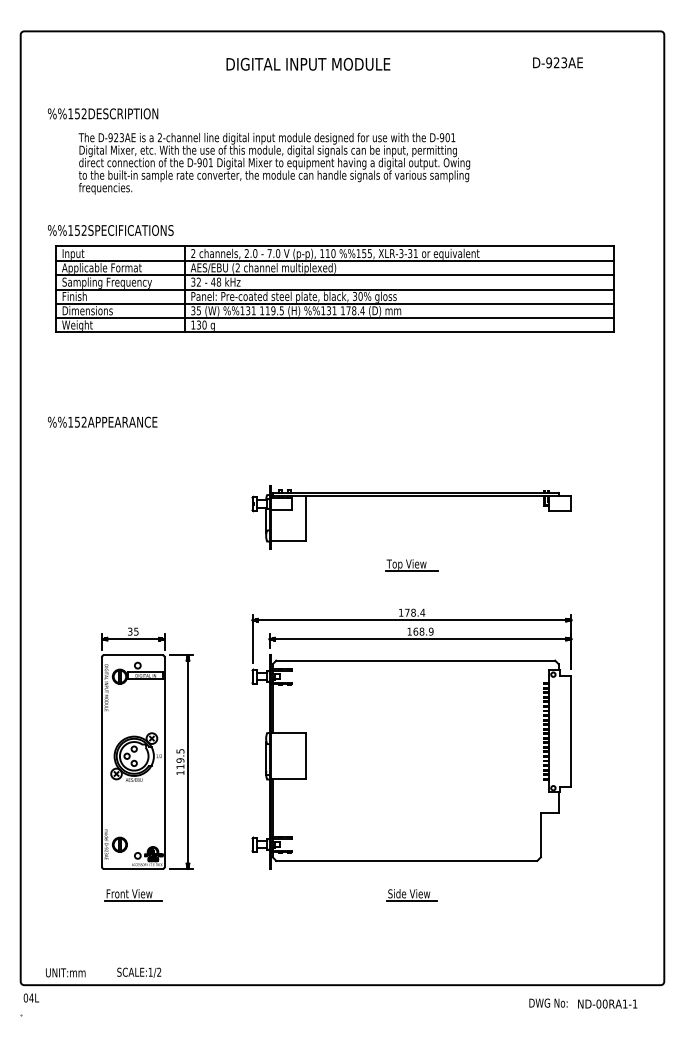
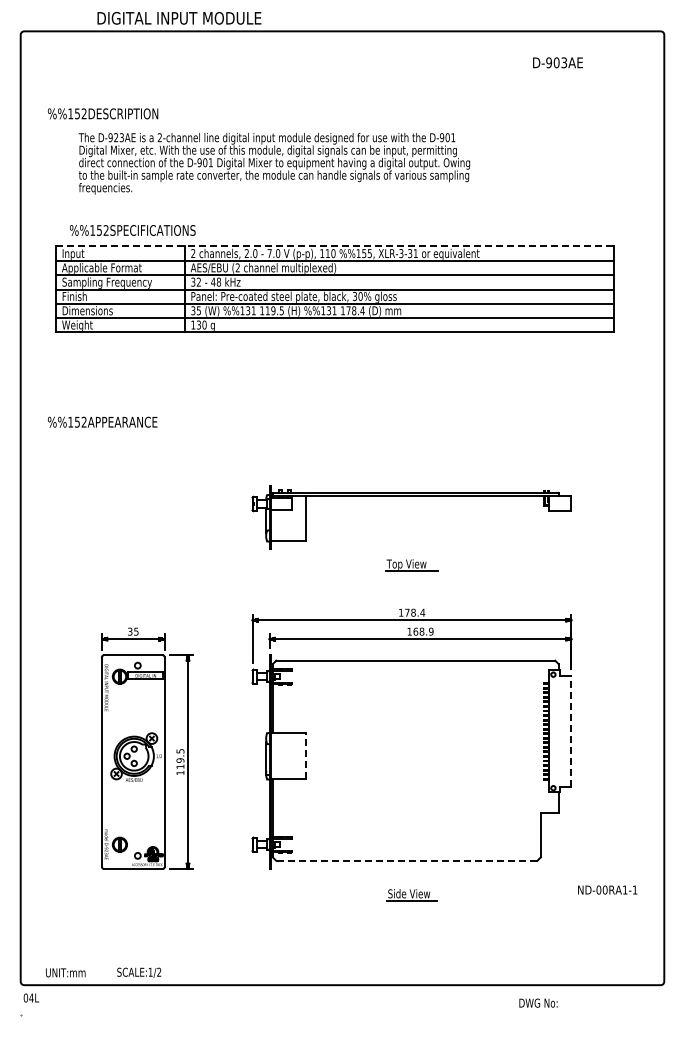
text: D-923AE -> D-903AE (556, 62)
text position: (308, 63) -> (179, 17) (179, 17)
text position: (110, 230) -> (132, 230) (132, 230)
line: solid -> dashed (335, 245)
line: solid -> dashed (571, 731)
line: solid -> dashed (306, 756)
line: solid -> dashed (406, 860)
part: present -> none (133, 895)
text position: (548, 1002) -> (538, 1002) (538, 1002)
text position: (607, 1003) -> (607, 889) (607, 889)
